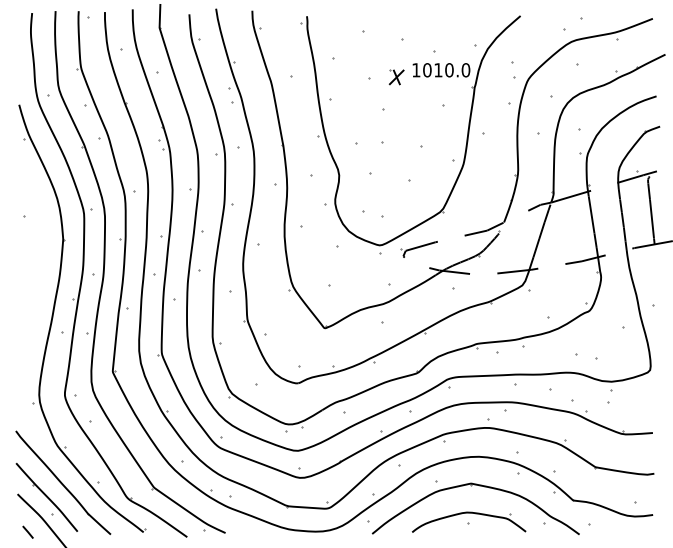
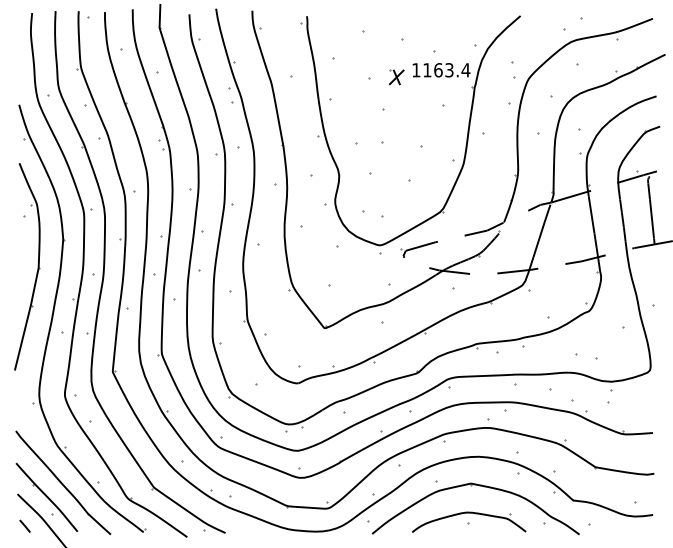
text: 1010.0 -> 1163.4 (446, 70)
part: none -> present (37, 266)
line position: (27, 531) -> (24, 525) (24, 525)
